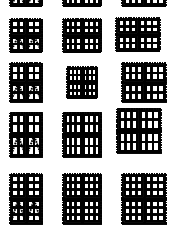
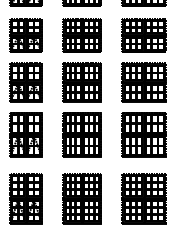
part position: (137, 34) -> (143, 35) (143, 35)
part size: 32x33 px -> 40x41 px (81, 82)
part position: (138, 130) -> (143, 134) (143, 134)
